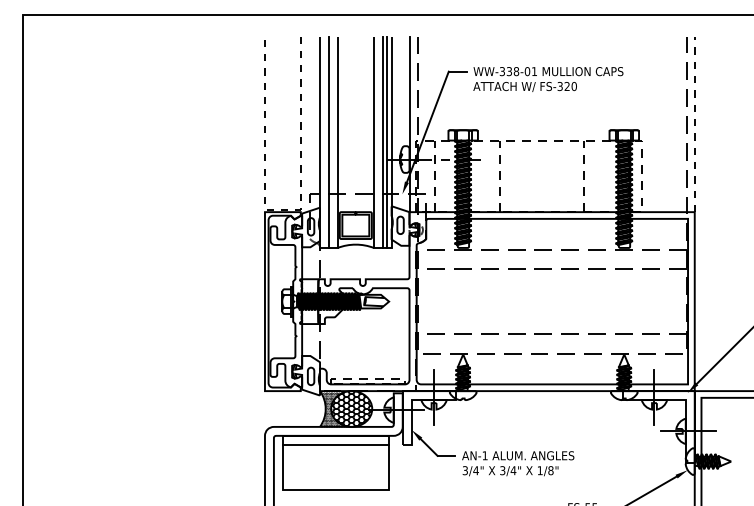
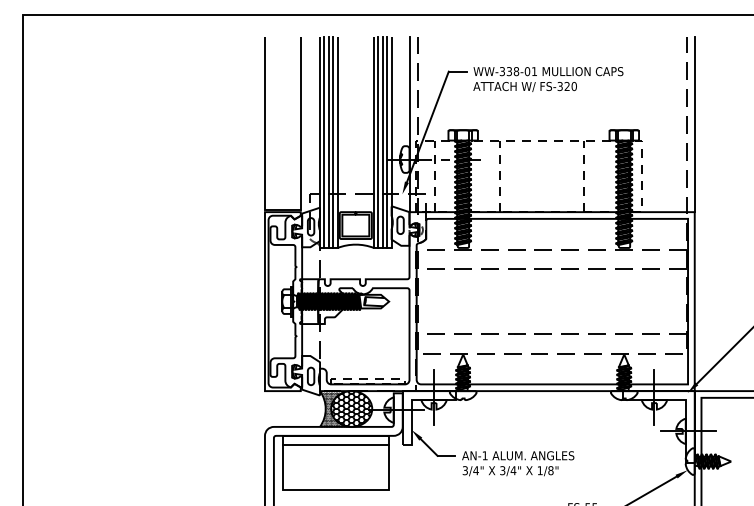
line: dashed -> solid (694, 124)
line: none -> present (324, 141)
line: none -> present (333, 141)
line: none -> present (378, 141)
line: dashed -> solid (282, 209)
